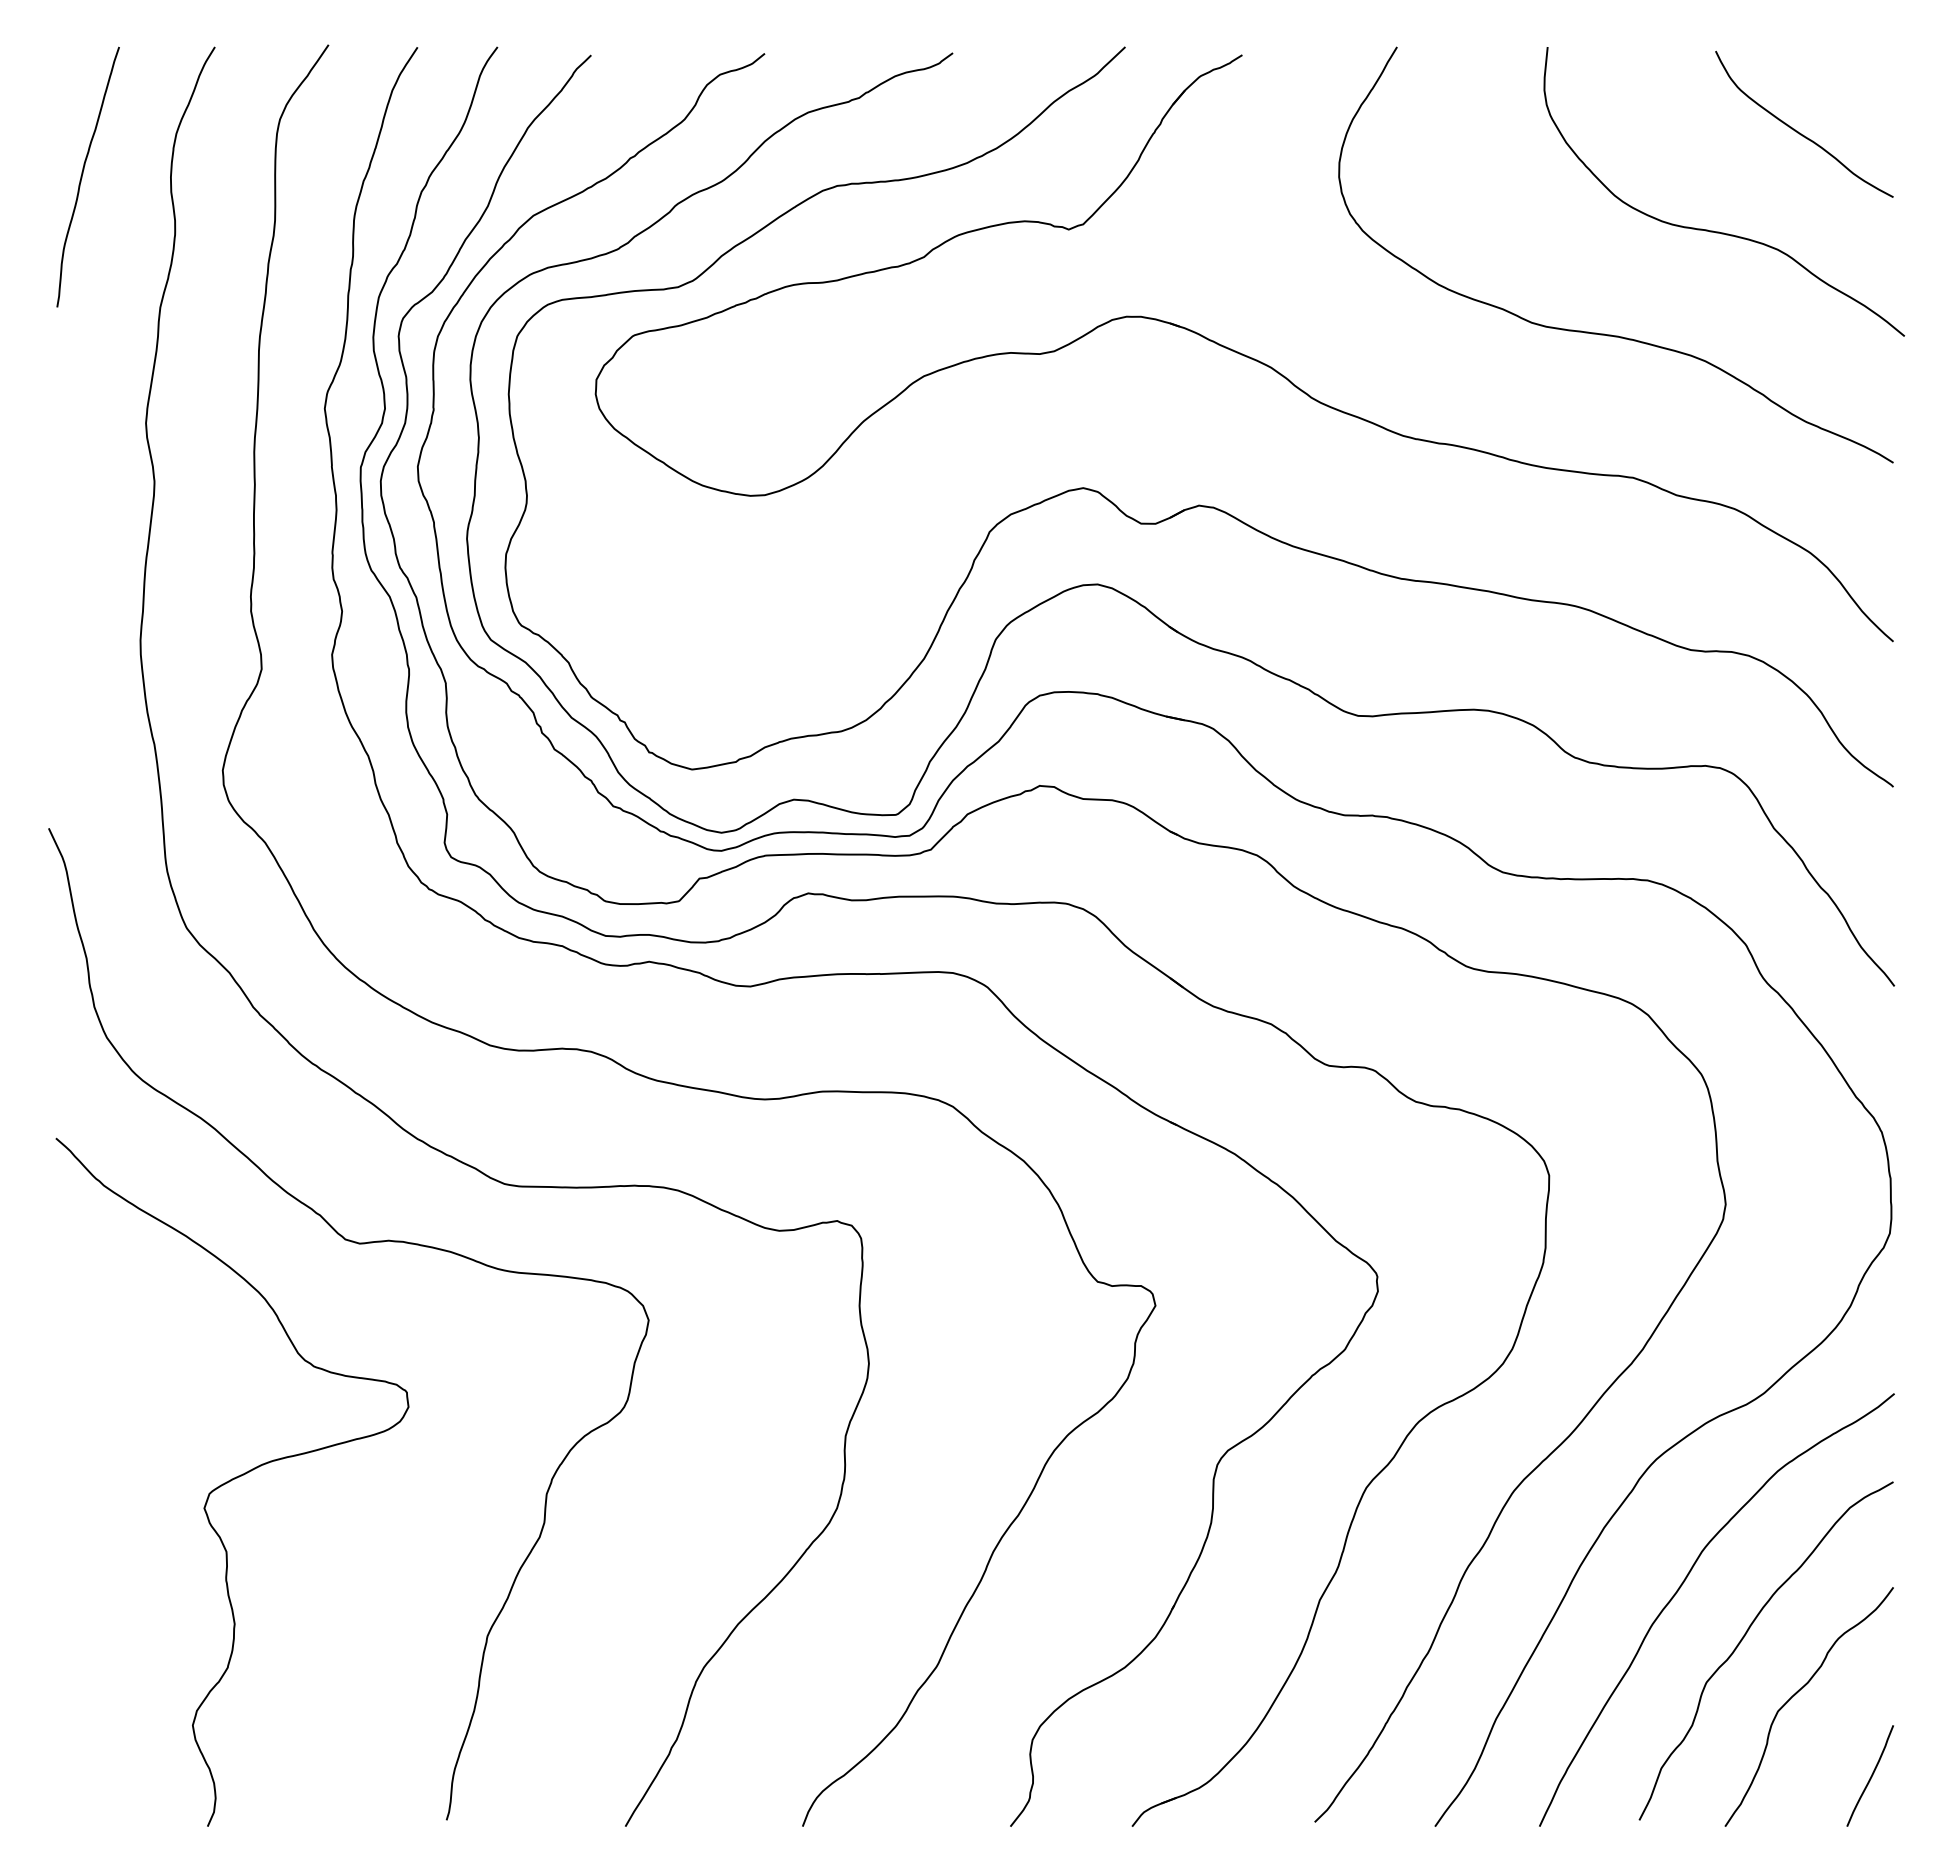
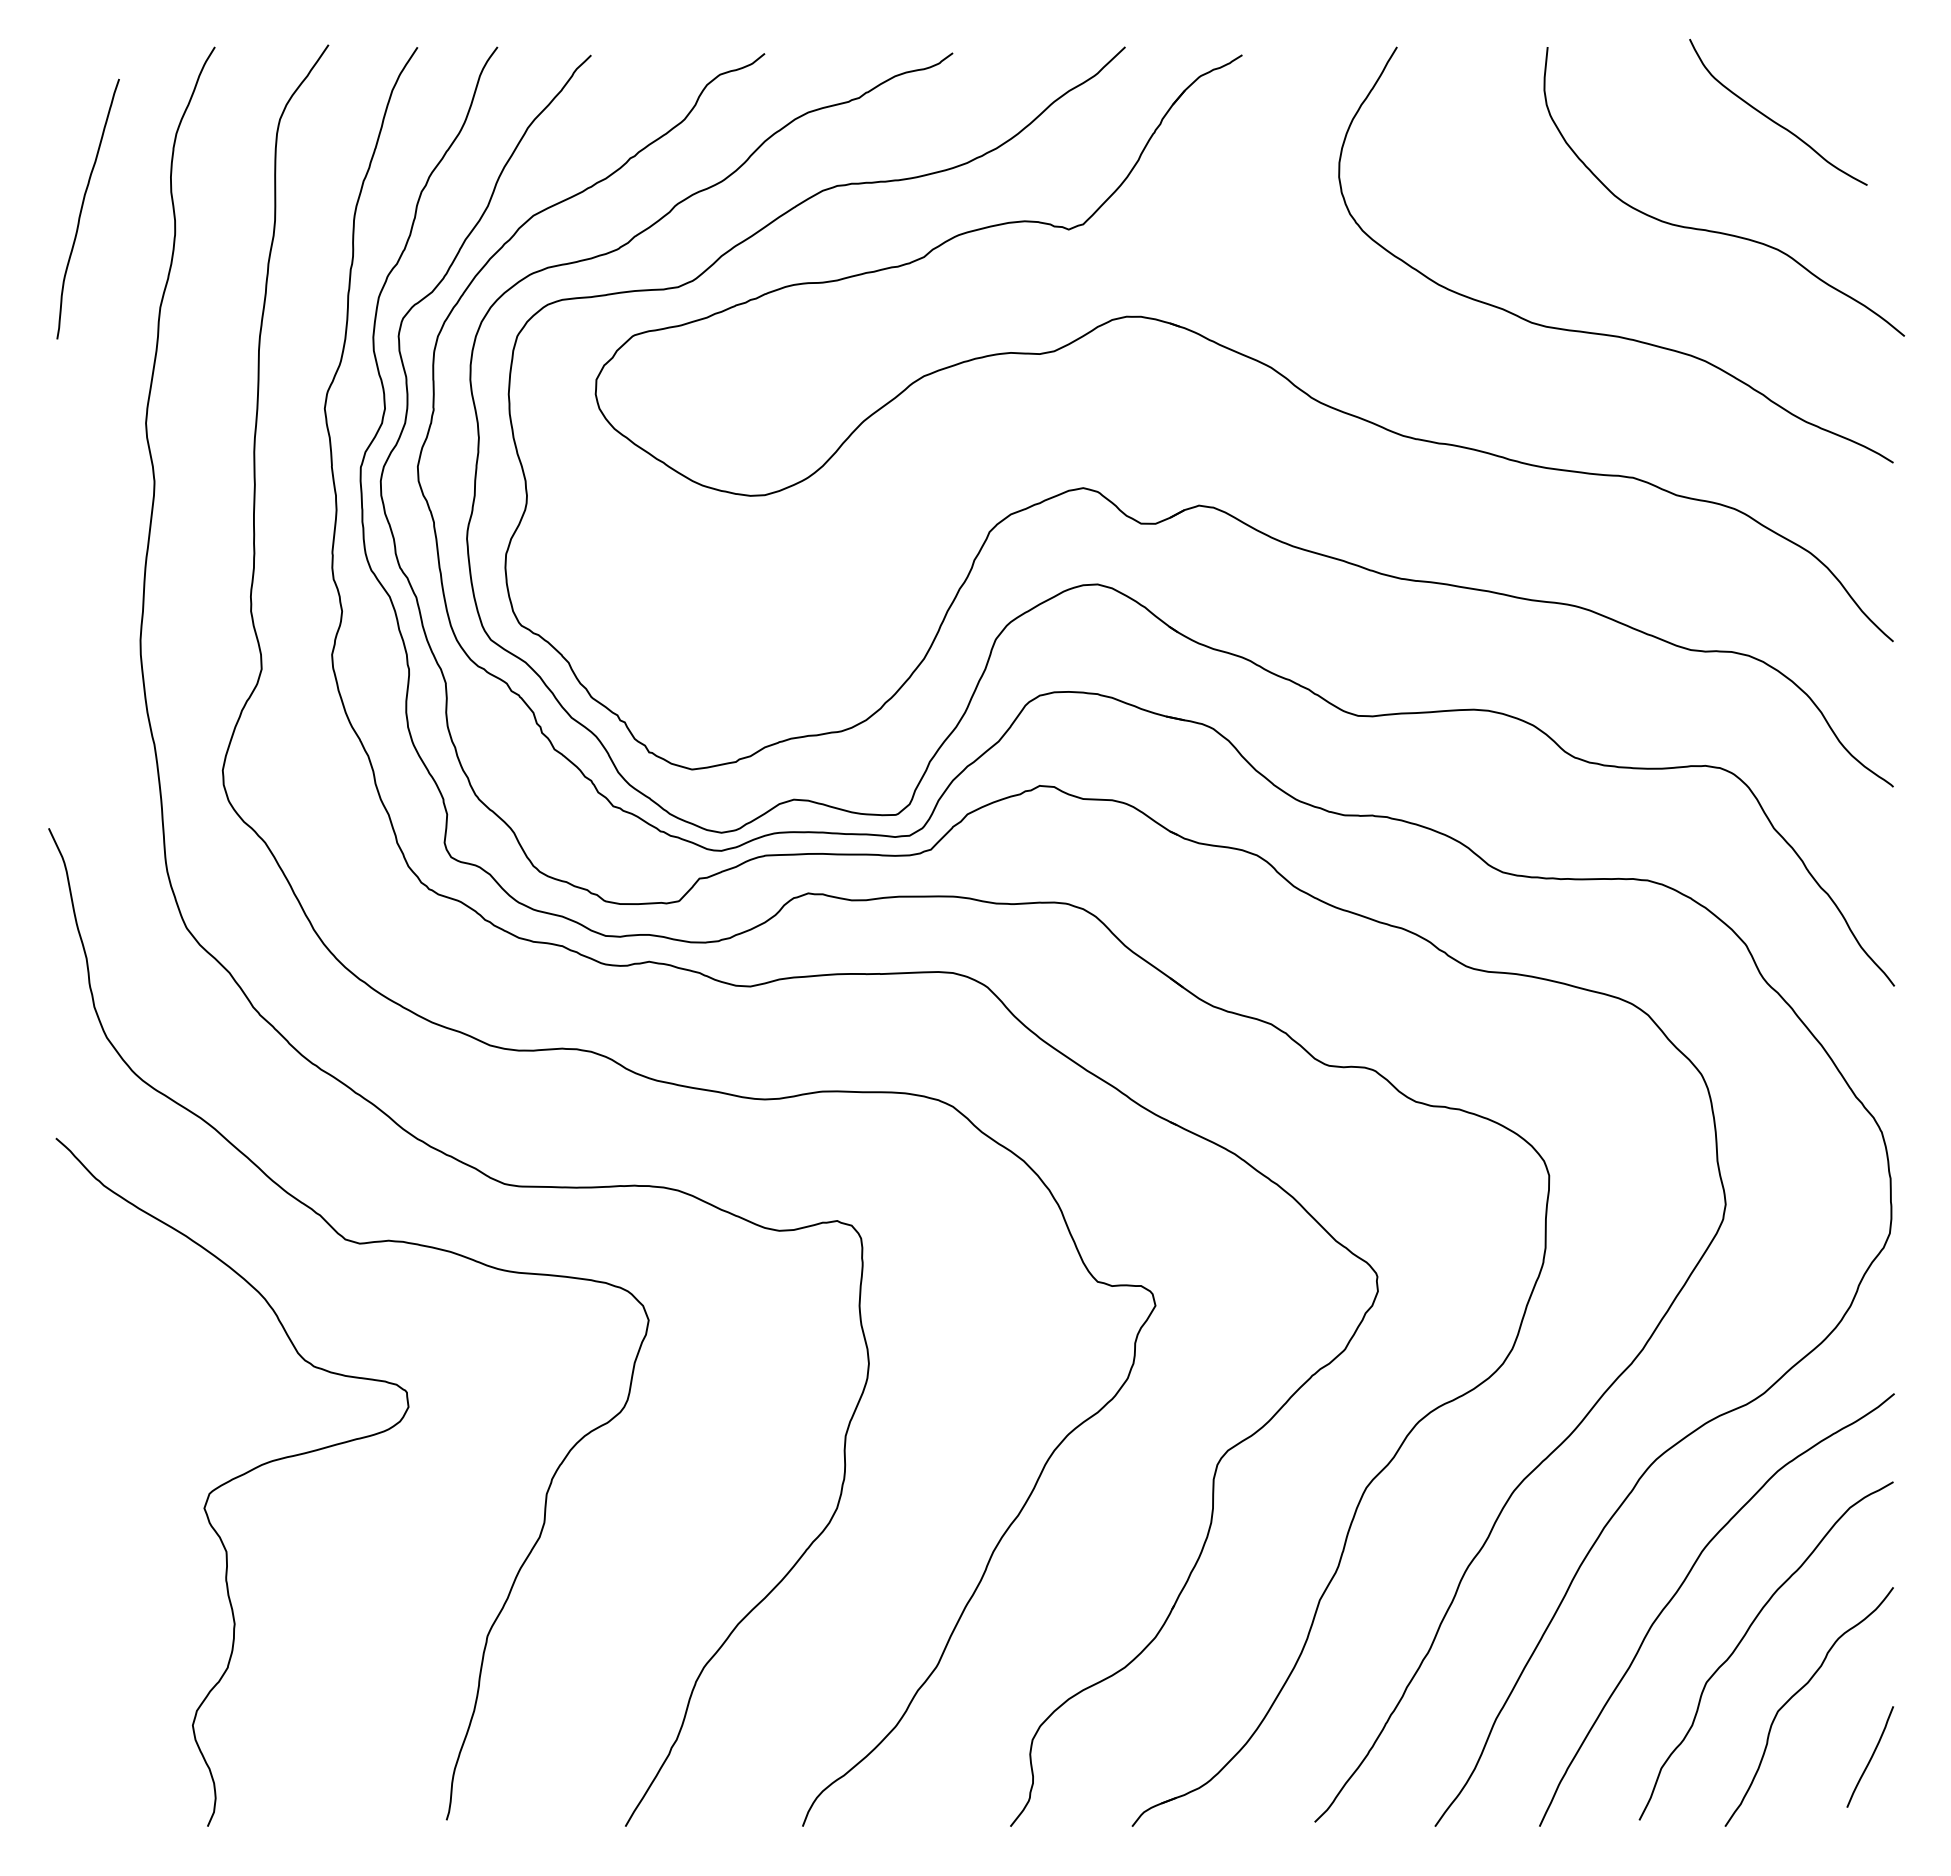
curve position: (1797, 130) -> (1771, 118) (1771, 118)
curve position: (83, 174) -> (83, 206) (83, 206)
curve position: (1870, 1776) -> (1870, 1757) (1870, 1757)
